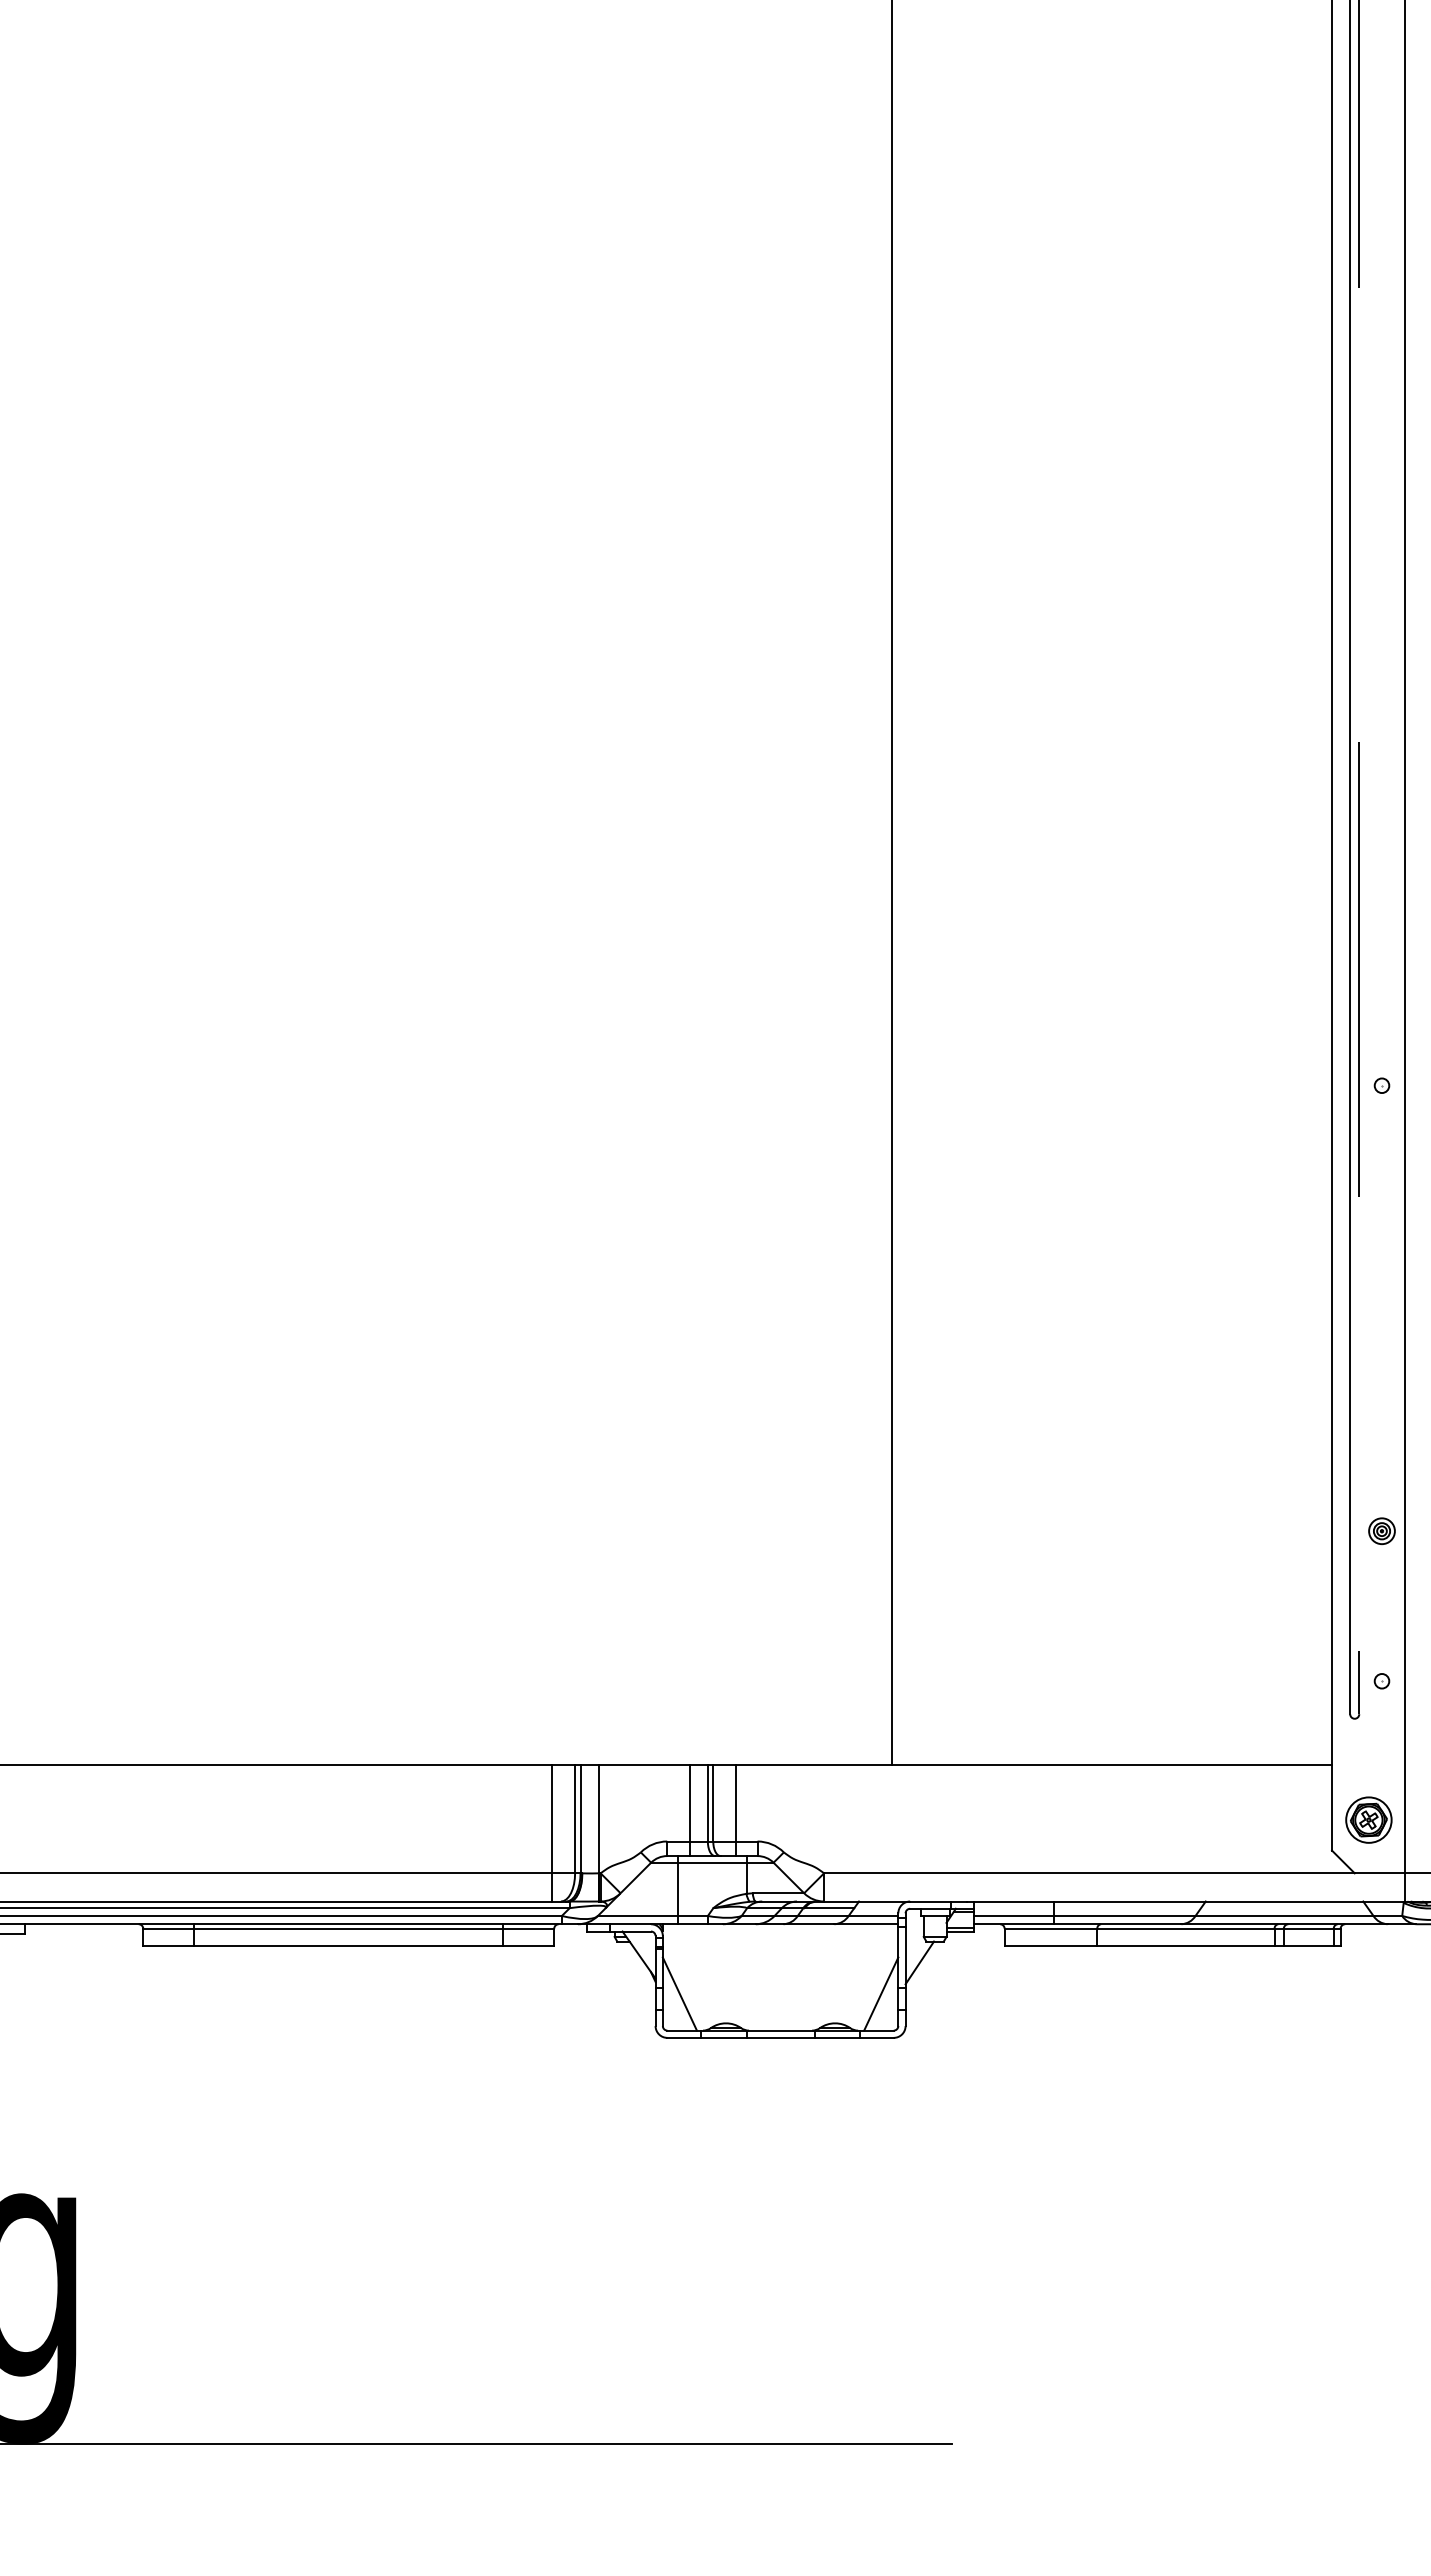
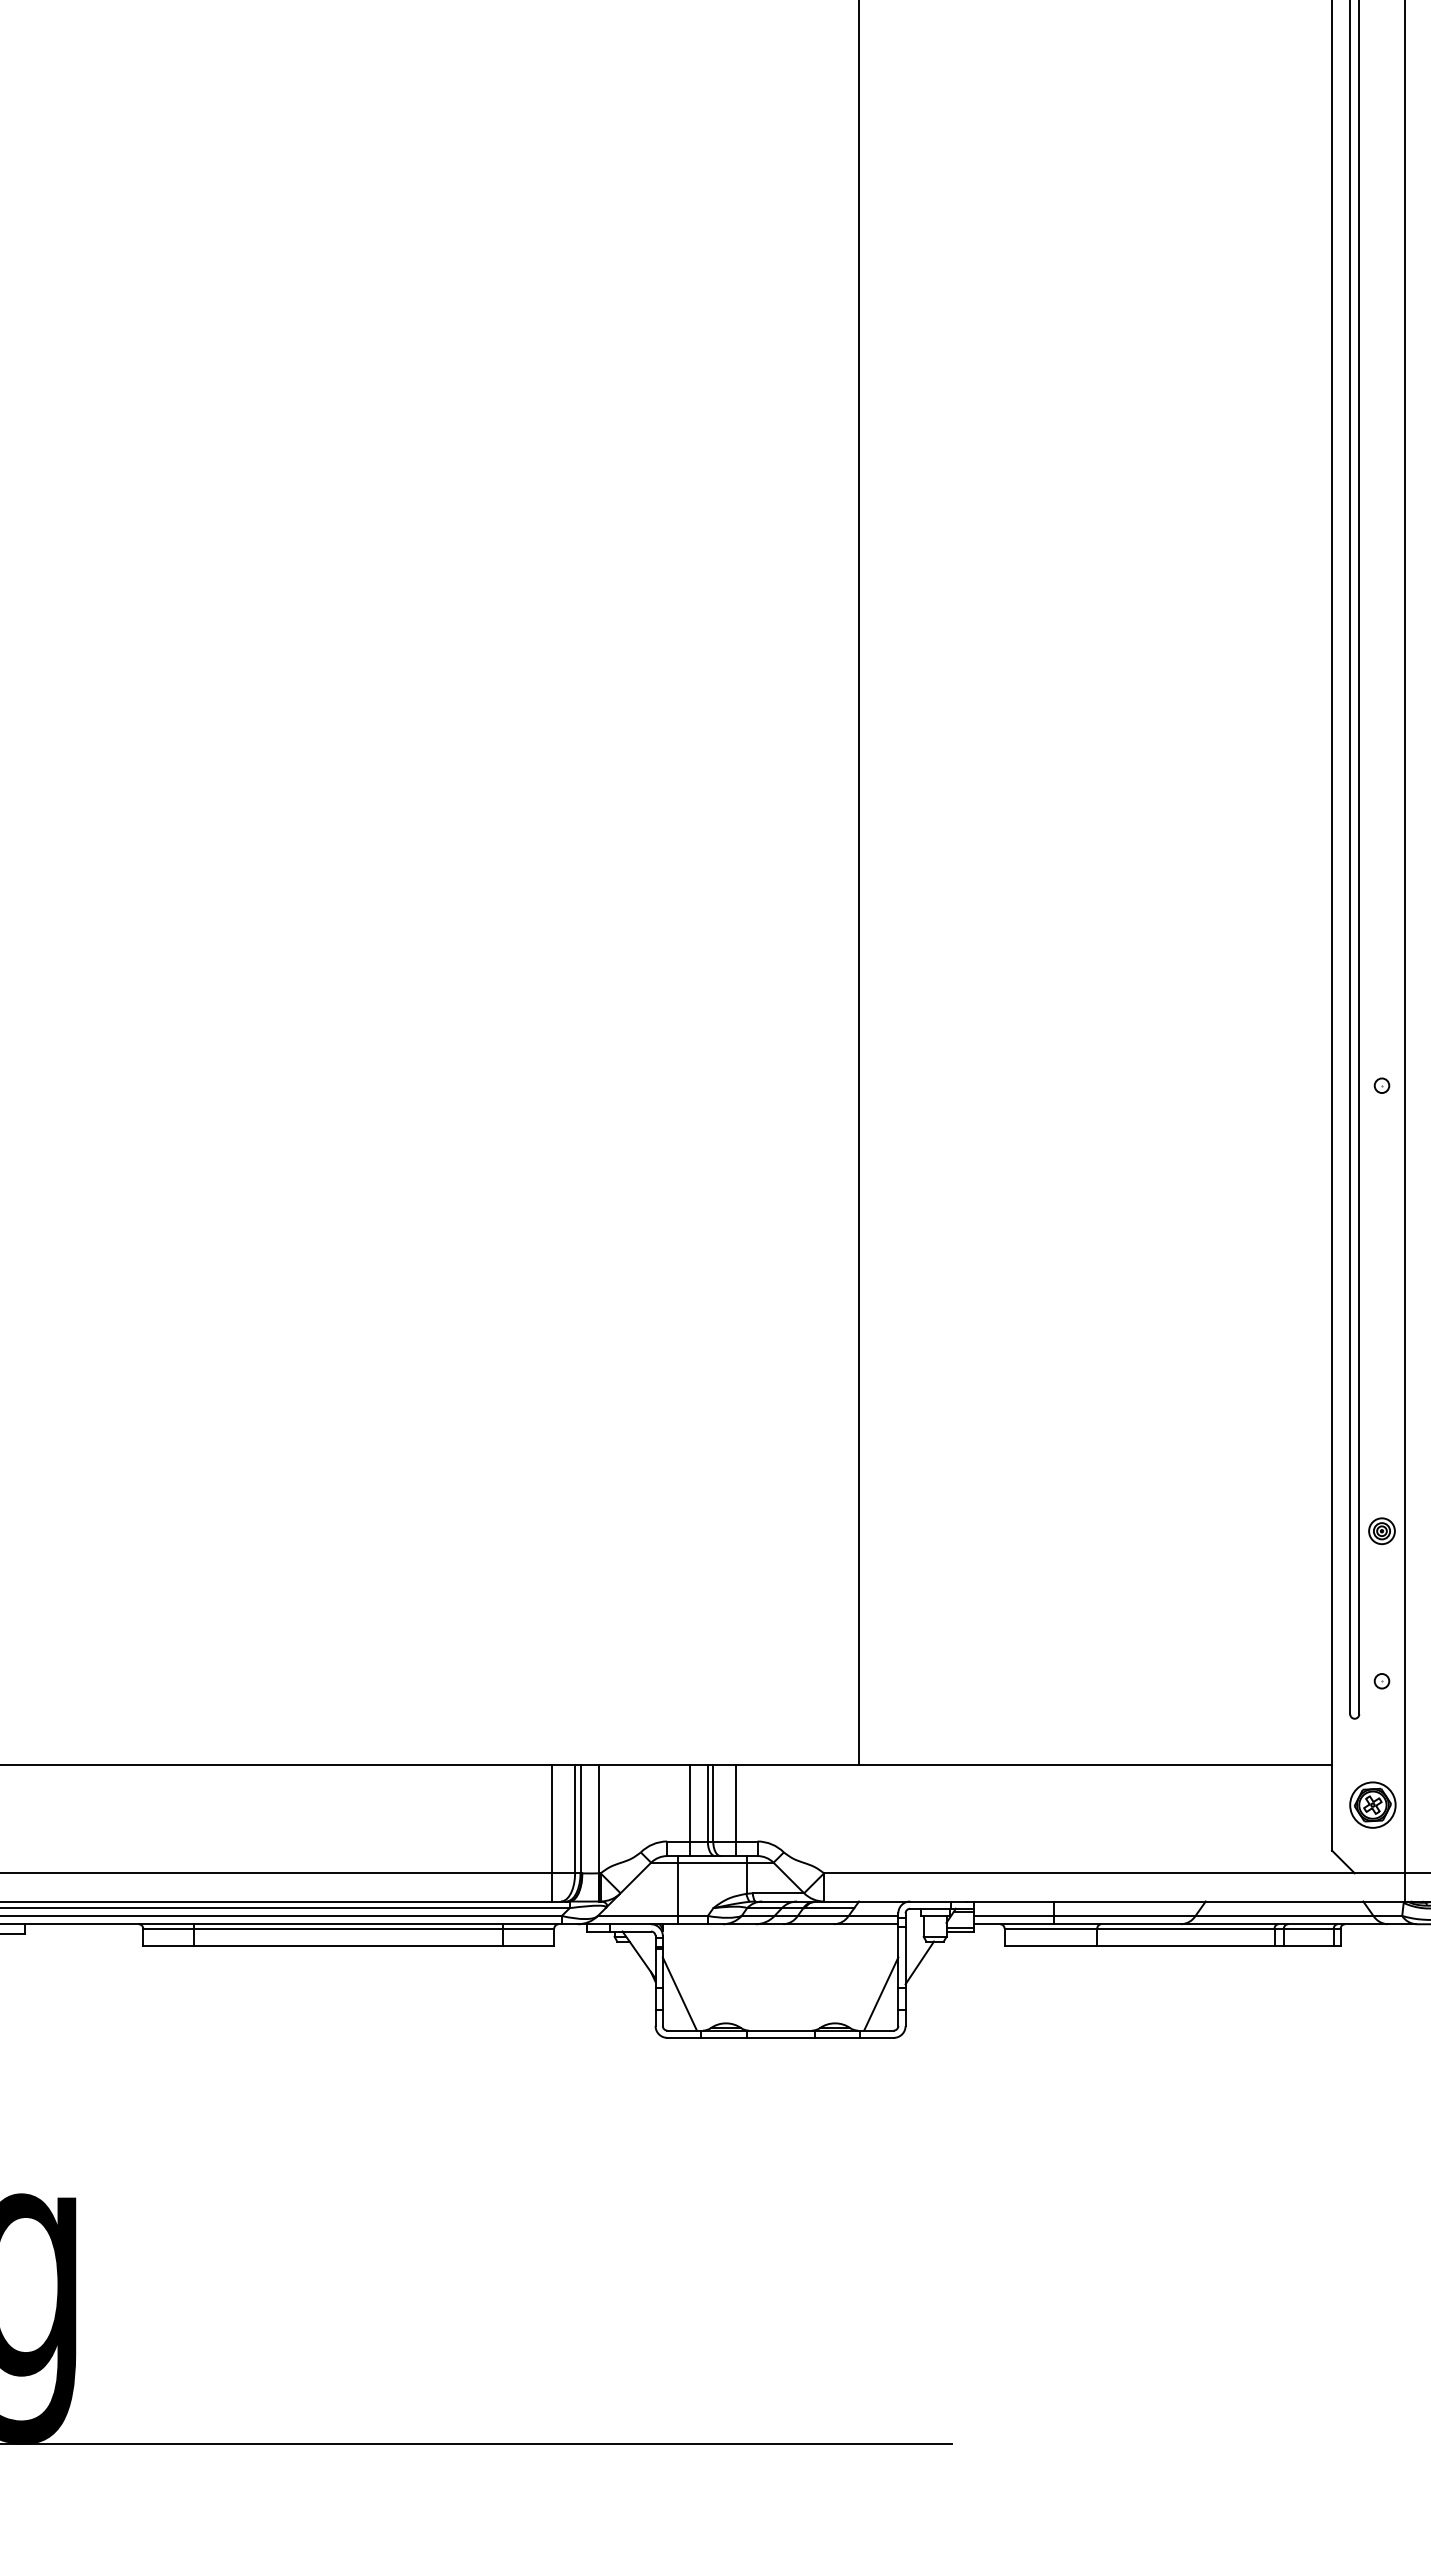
line: dashed -> solid (1359, 858)
line position: (892, 883) -> (859, 883) (859, 883)
part position: (1368, 1819) -> (1372, 1804) (1372, 1804)
